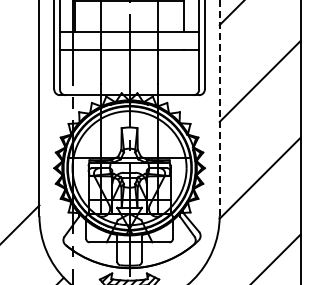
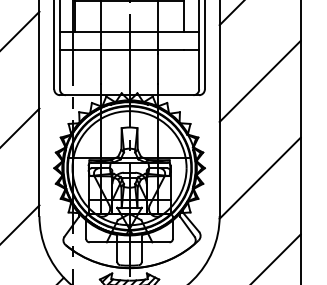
line: none -> present (20, 29)
line: dashed -> solid (219, 108)
line: none -> present (20, 126)
